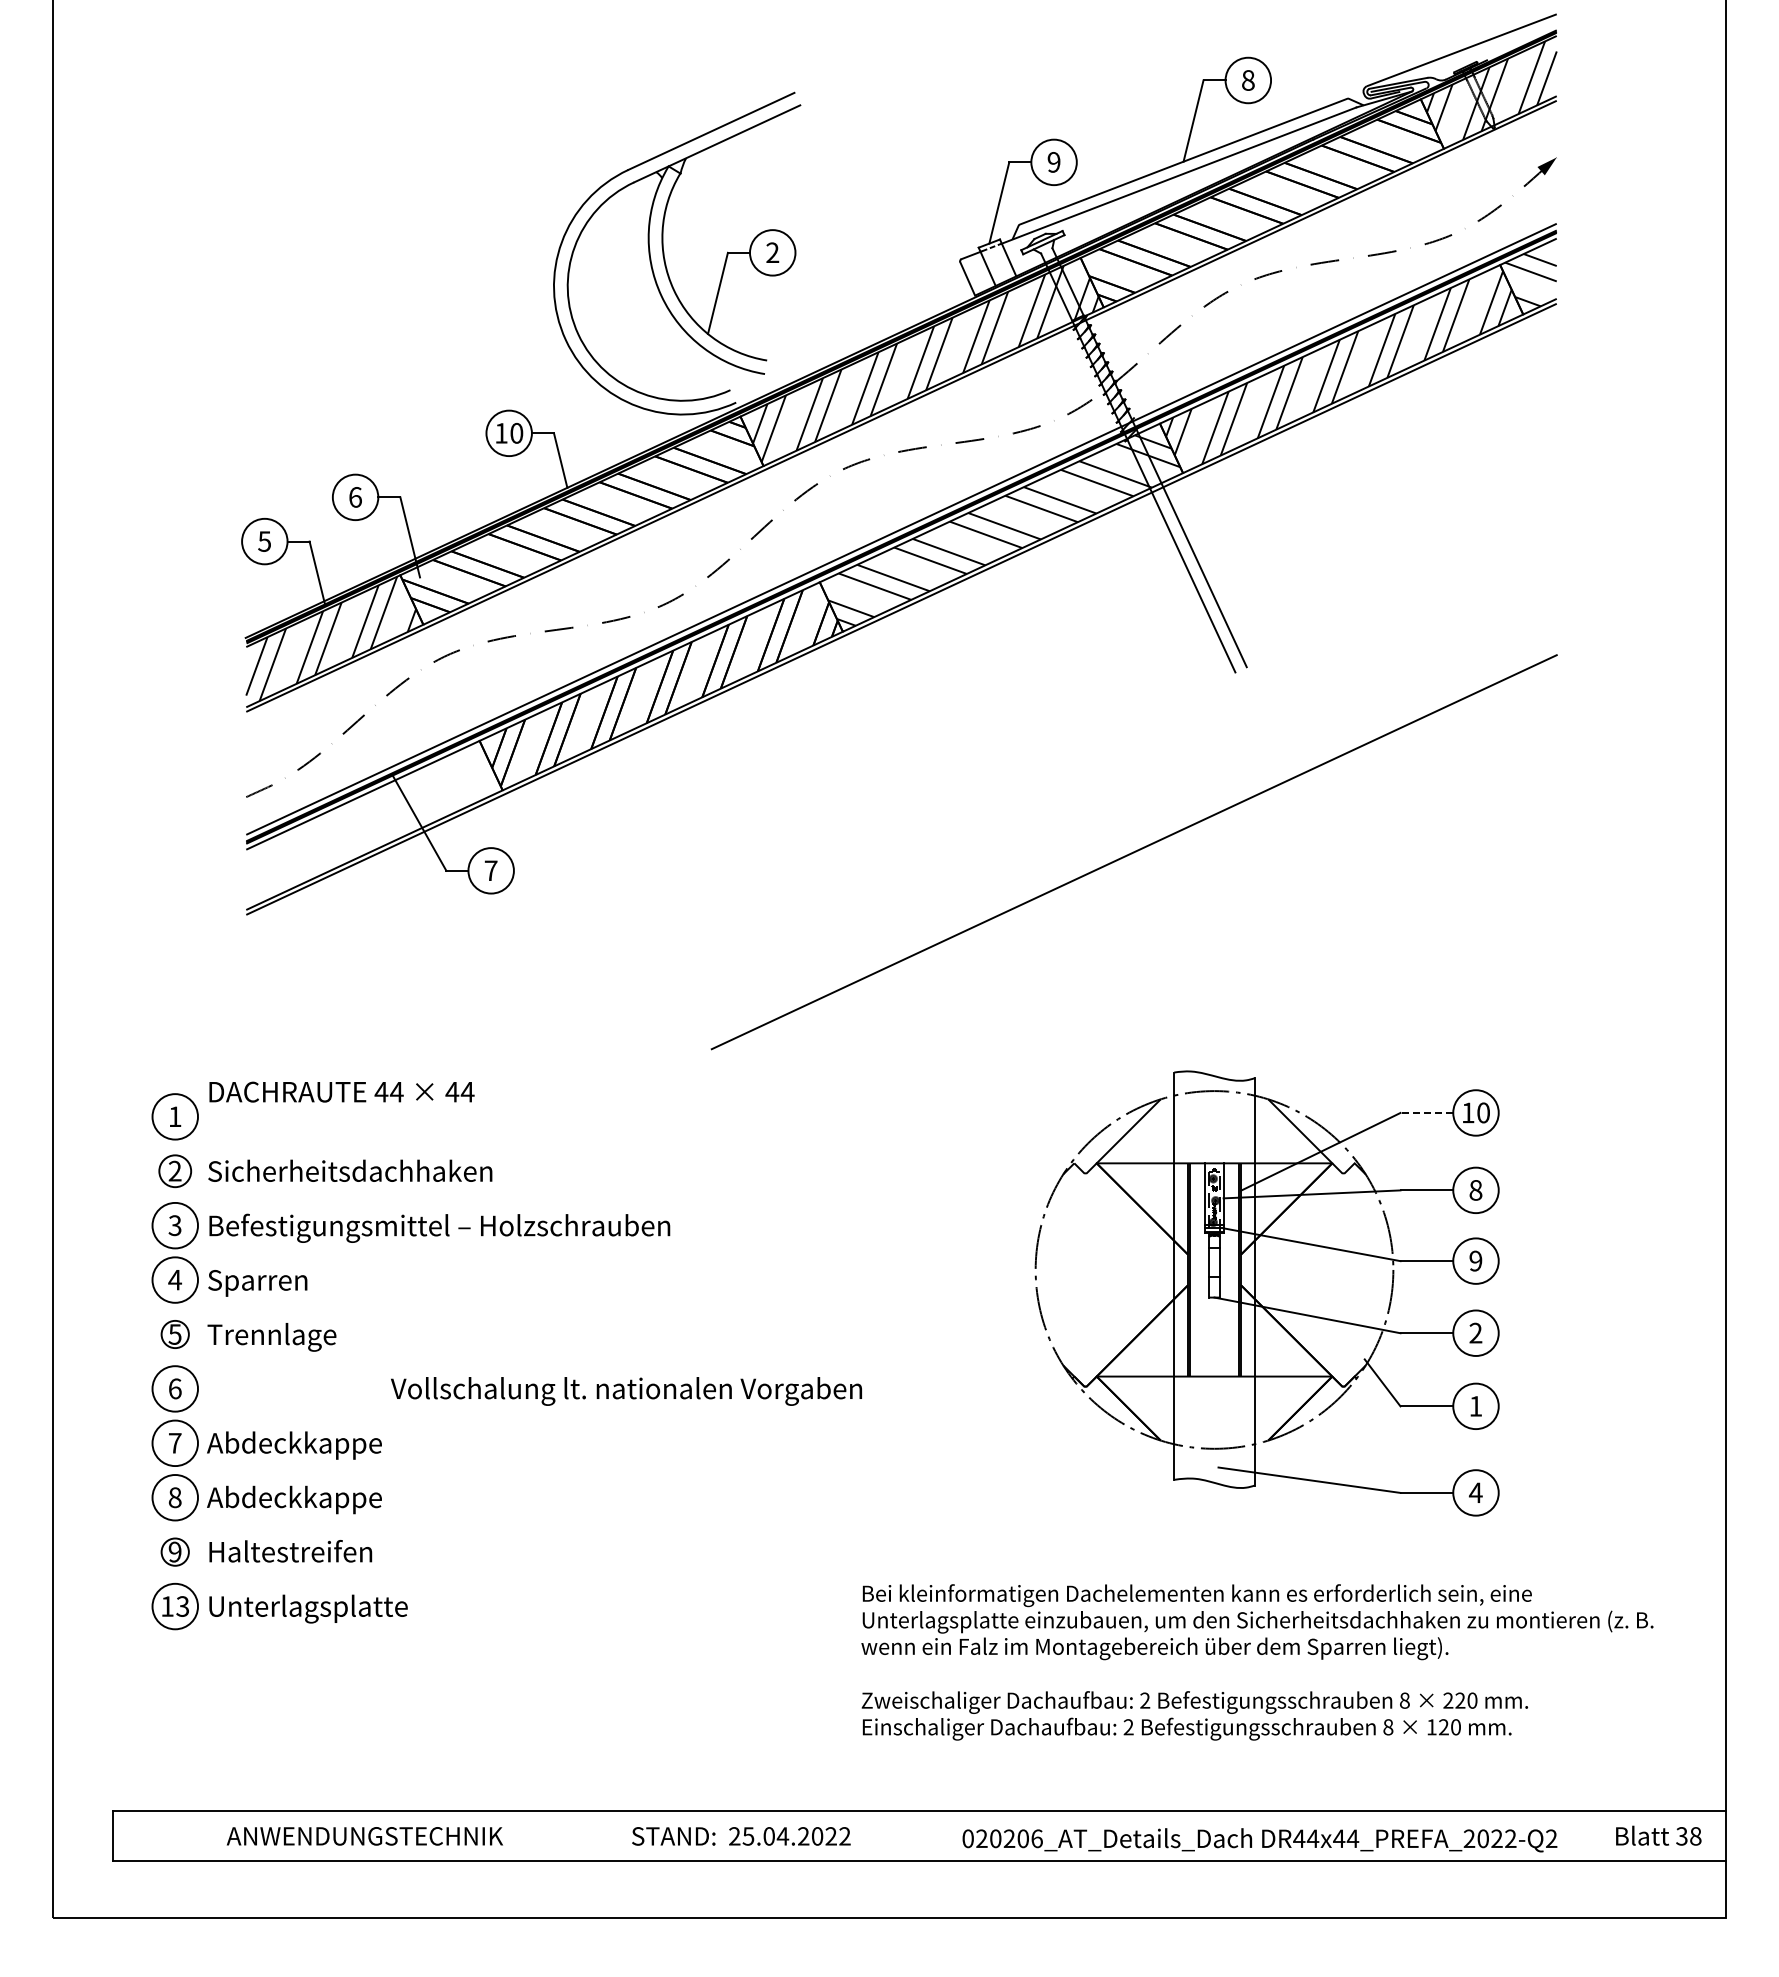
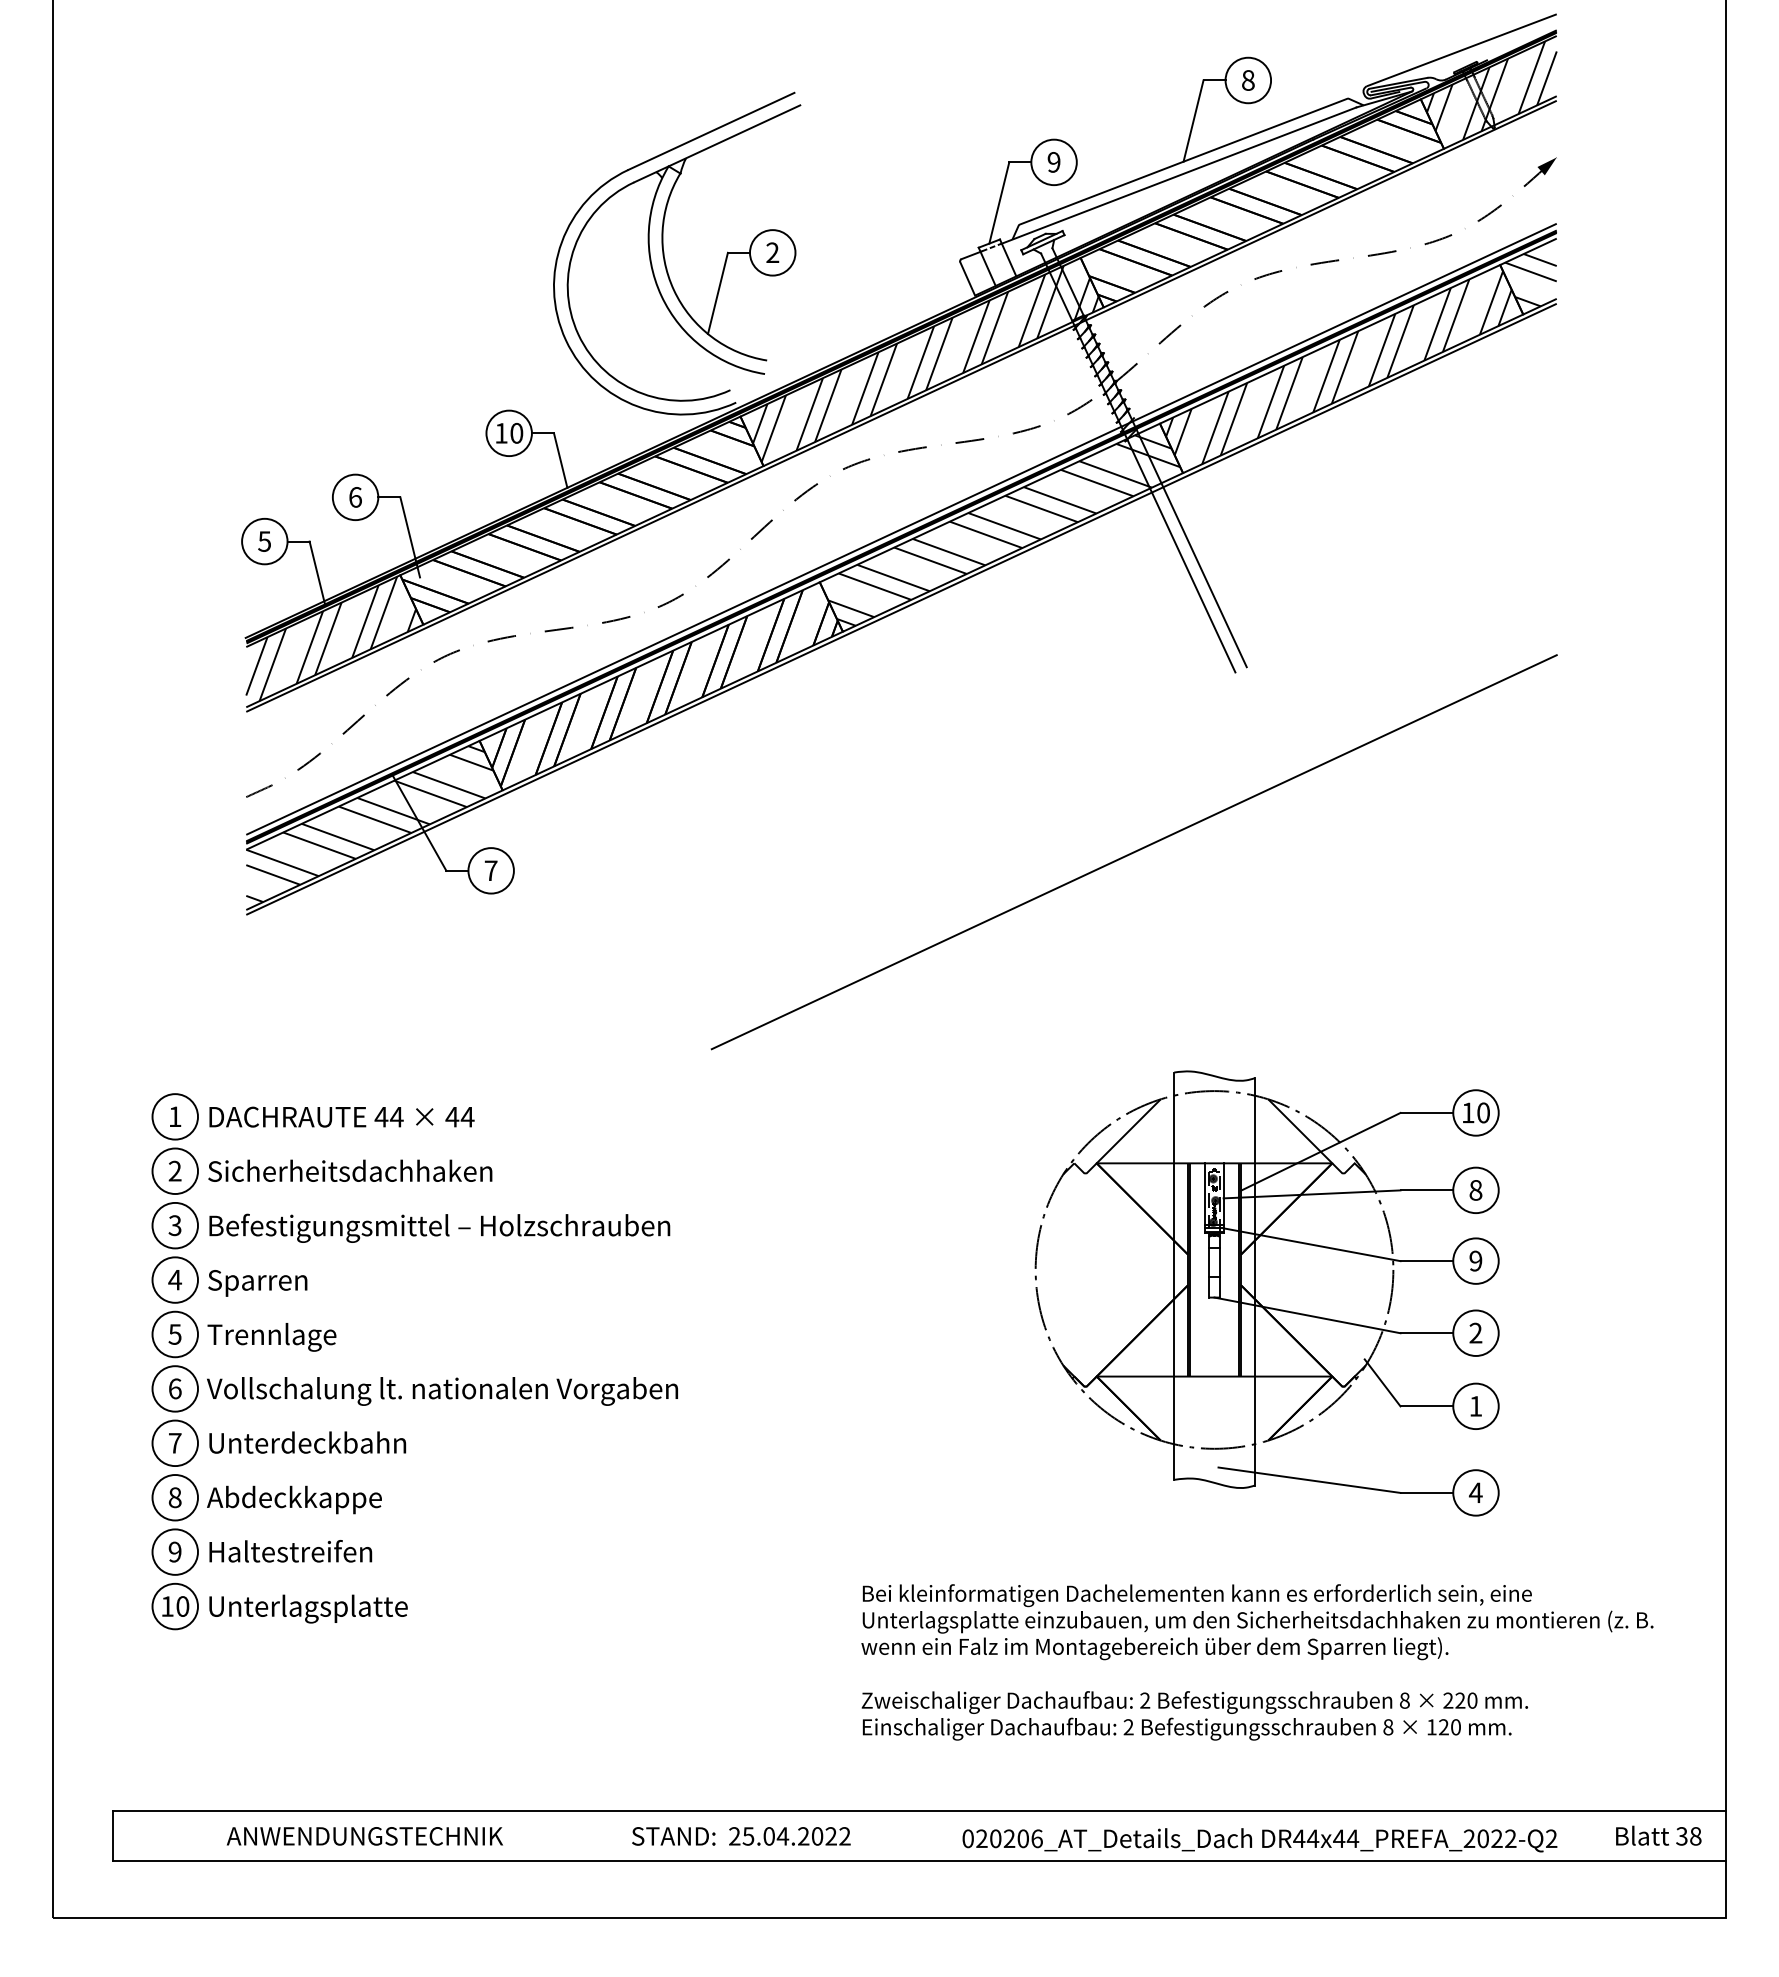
hatch: none -> present (369, 824)
text position: (341, 1091) -> (341, 1116) (341, 1116)
line: dashed -> solid (1426, 1112)
circle diameter: 32 px -> 45 px (175, 1171)
circle diameter: 27 px -> 45 px (175, 1334)
text position: (626, 1391) -> (442, 1391) (442, 1391)
text: Abdeckkappe -> Unterdeckbahn (306, 1445)
circle diameter: 27 px -> 45 px (175, 1551)
text: 13 -> 10 (182, 1606)
